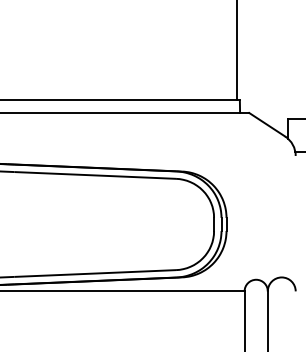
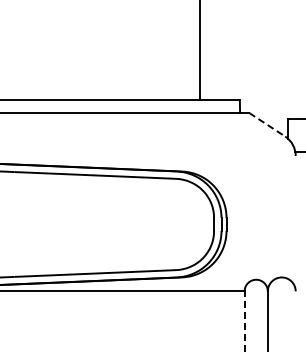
line position: (236, 51) -> (199, 51) (199, 51)
line: solid -> dashed (267, 125)
line: solid -> dashed (244, 321)
